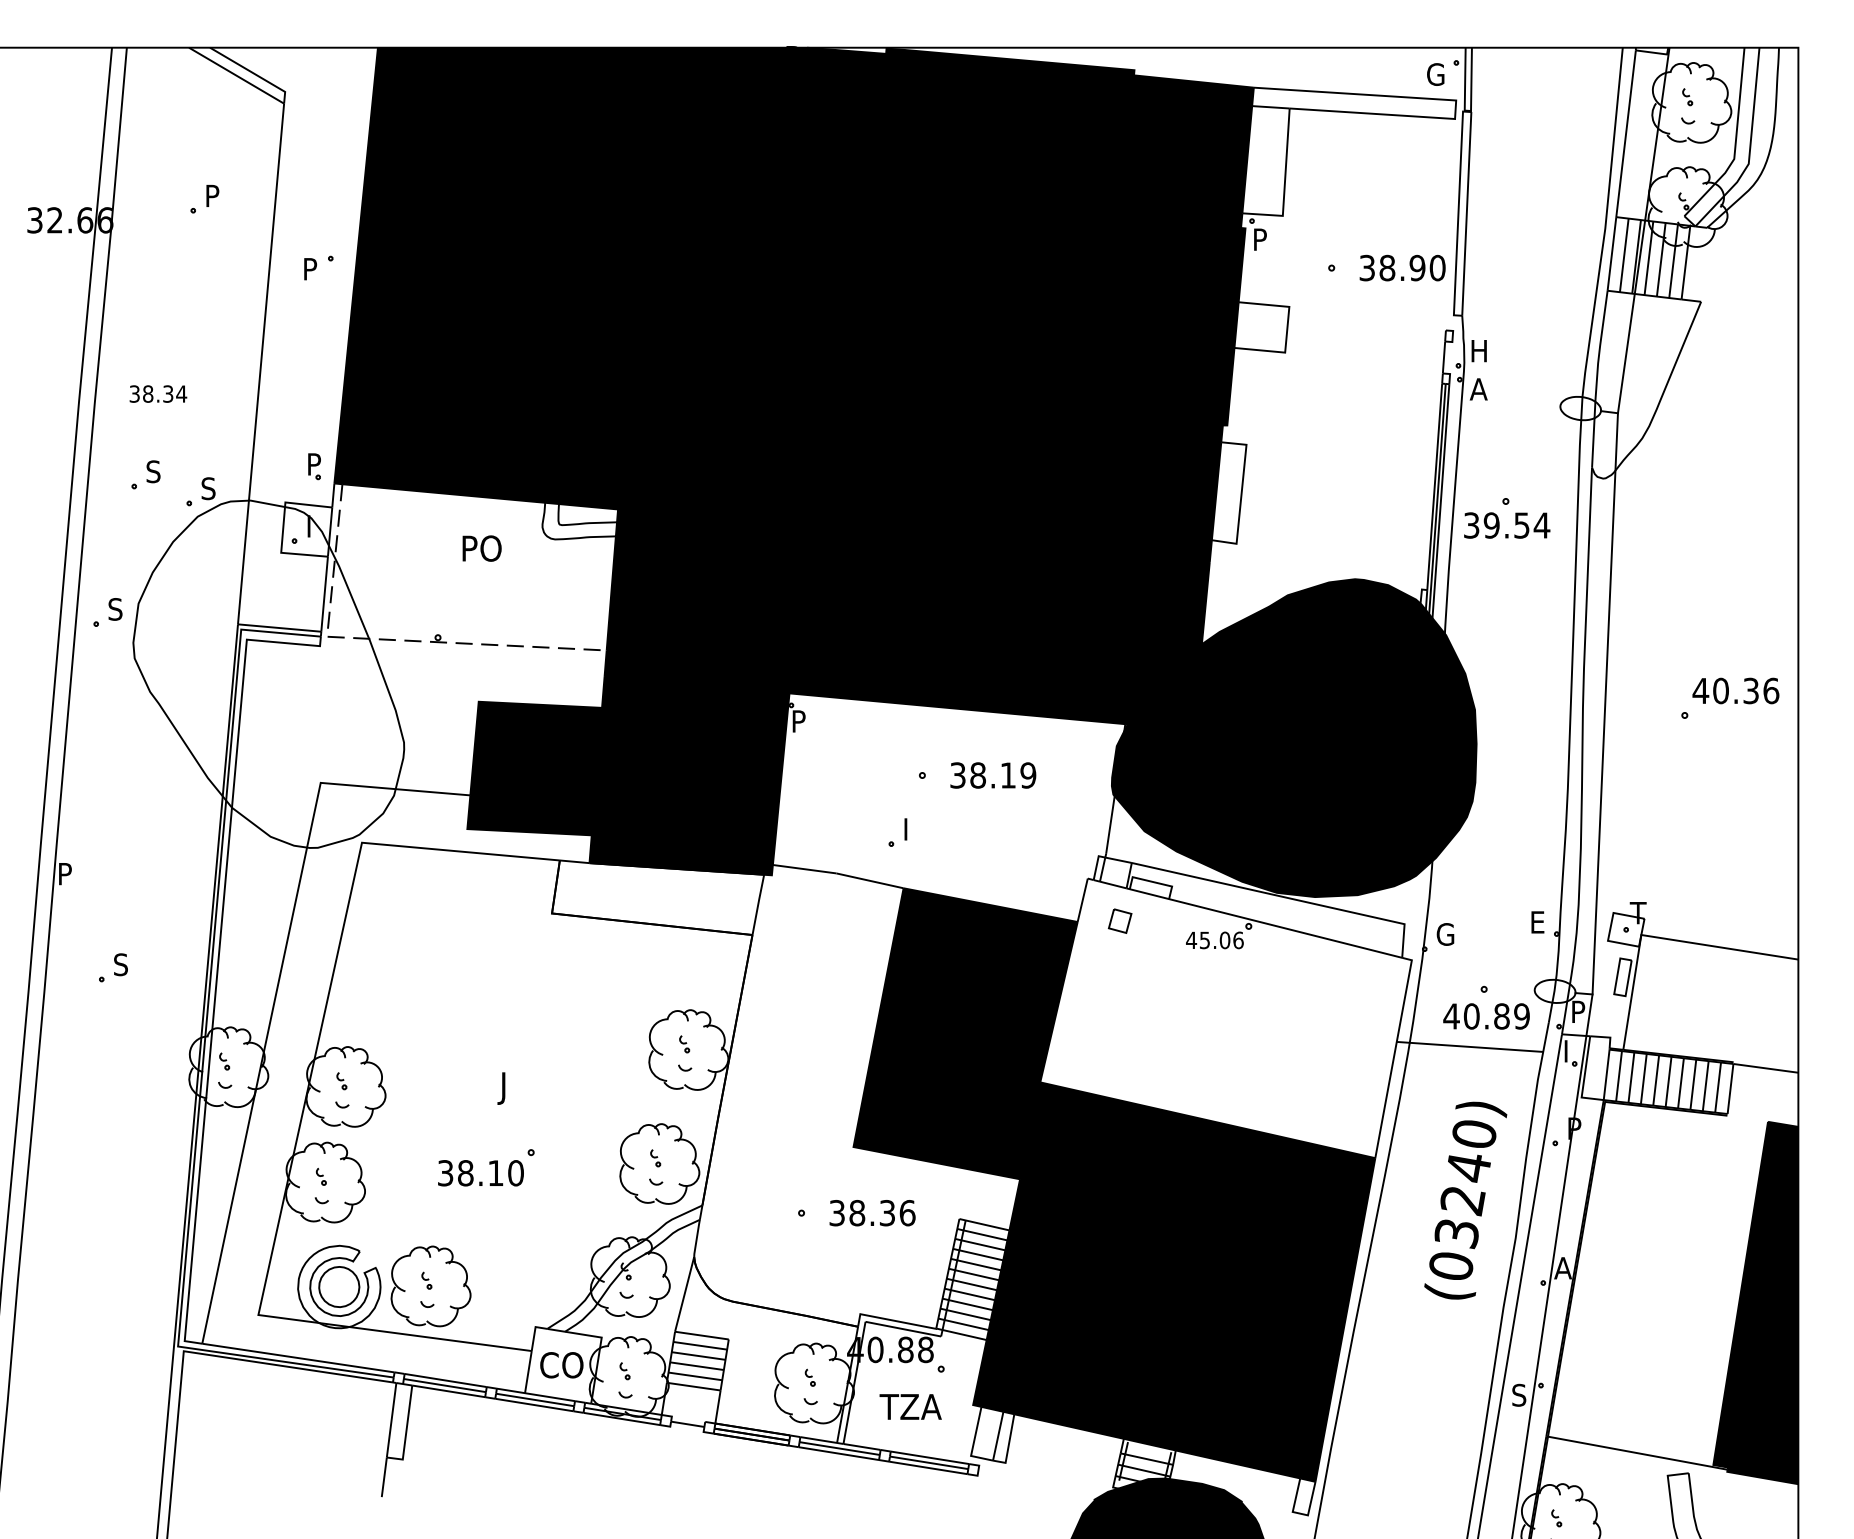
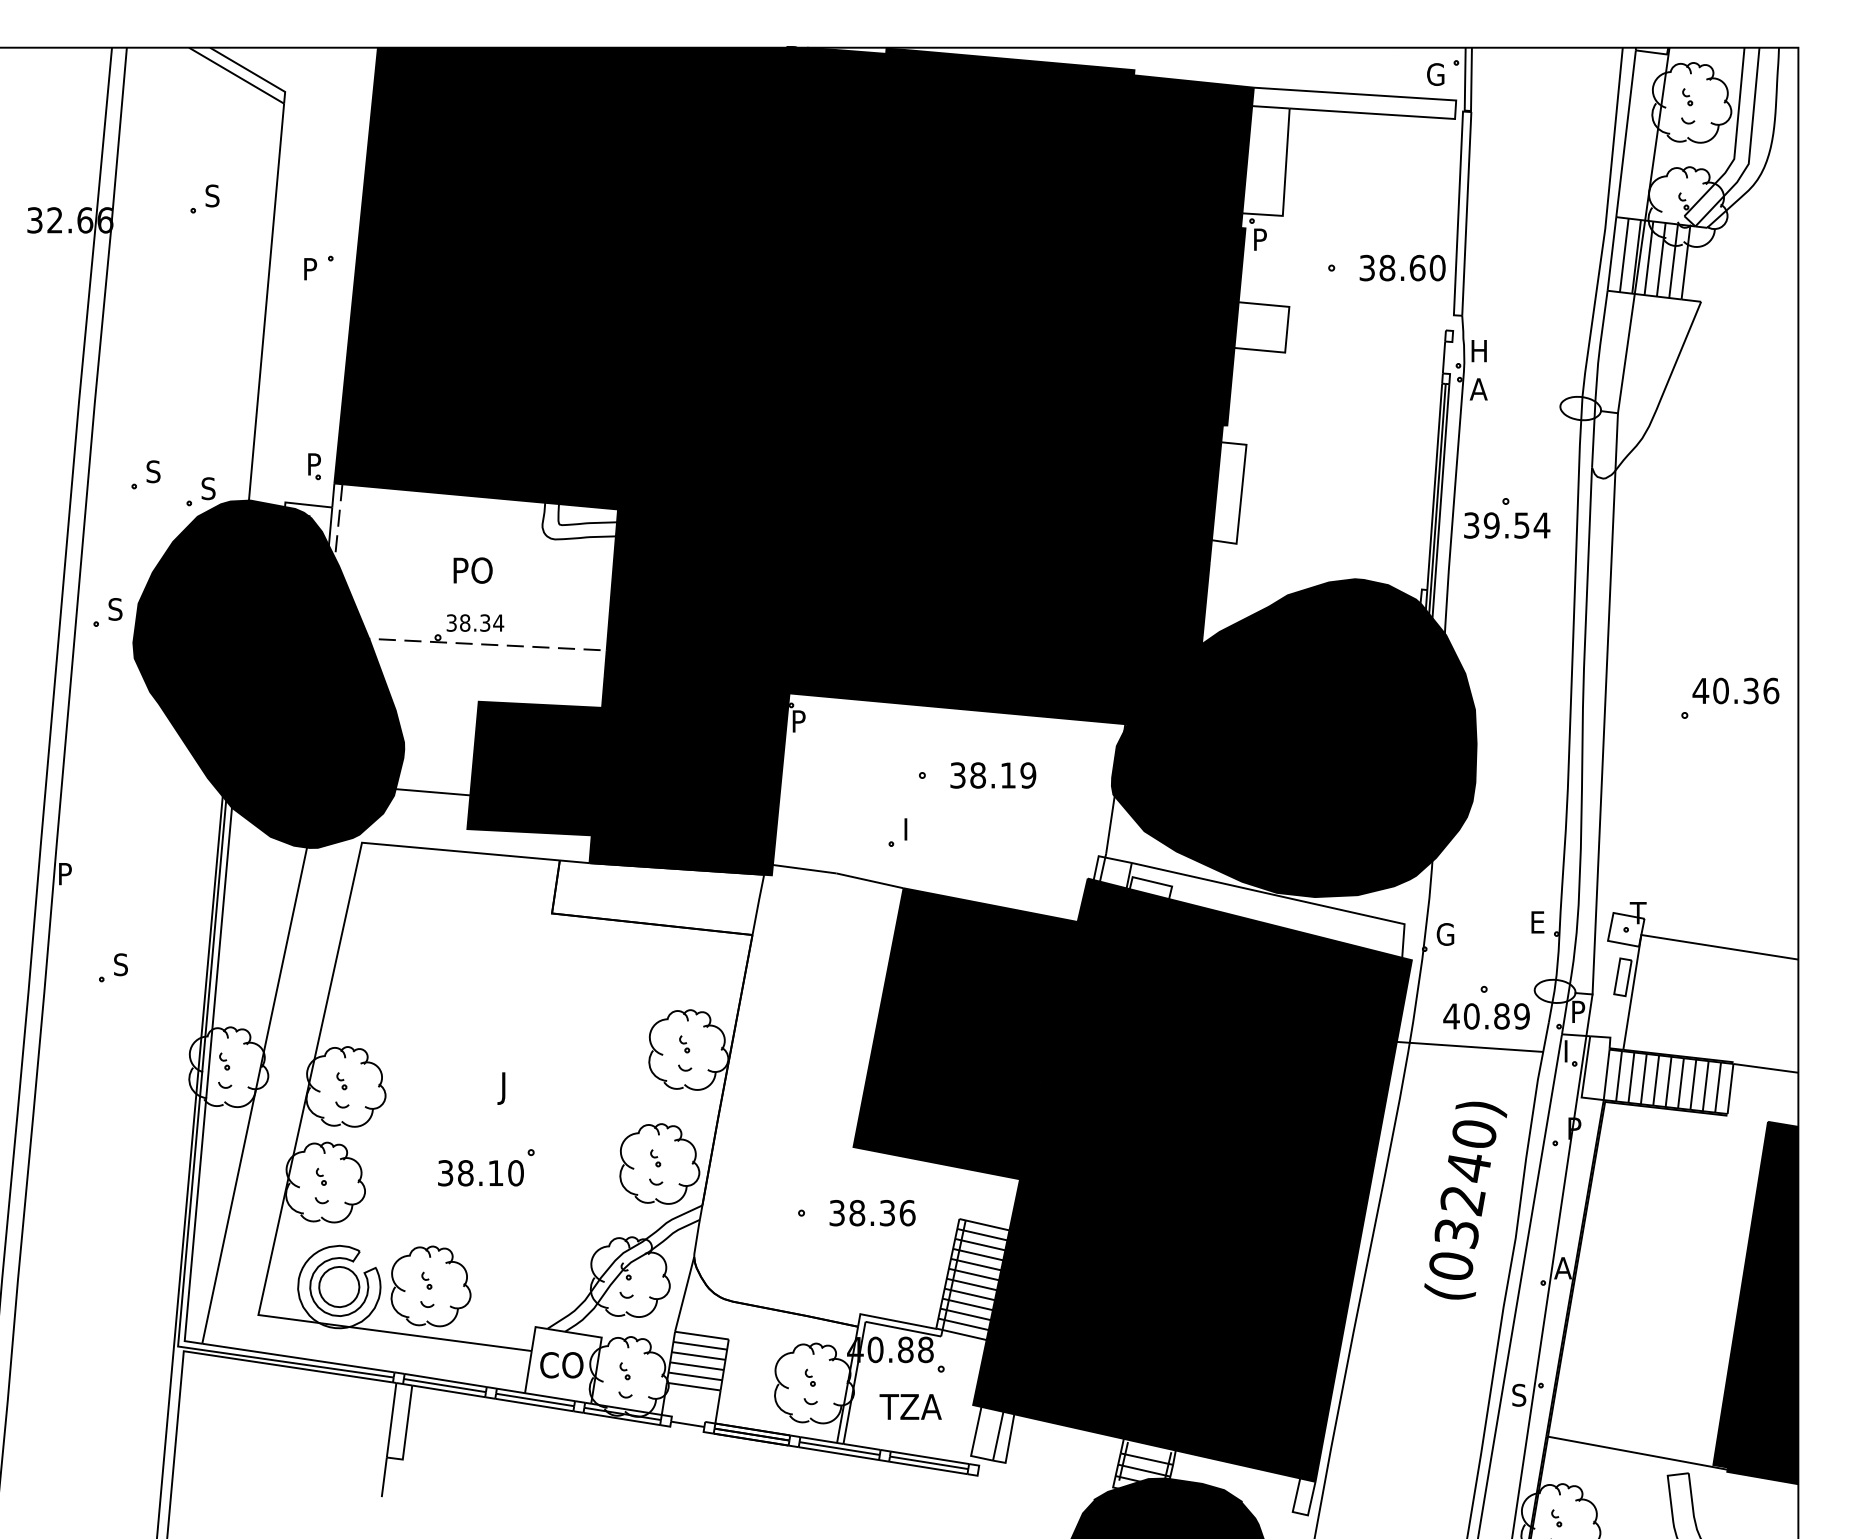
text: P -> S (212, 195)
text: 38.90 -> 38.60 (1417, 267)
text position: (158, 393) -> (475, 622) (475, 622)
text position: (481, 548) -> (472, 570) (472, 570)
fill: none -> present (268, 673)
fill: none -> present (1225, 1018)
